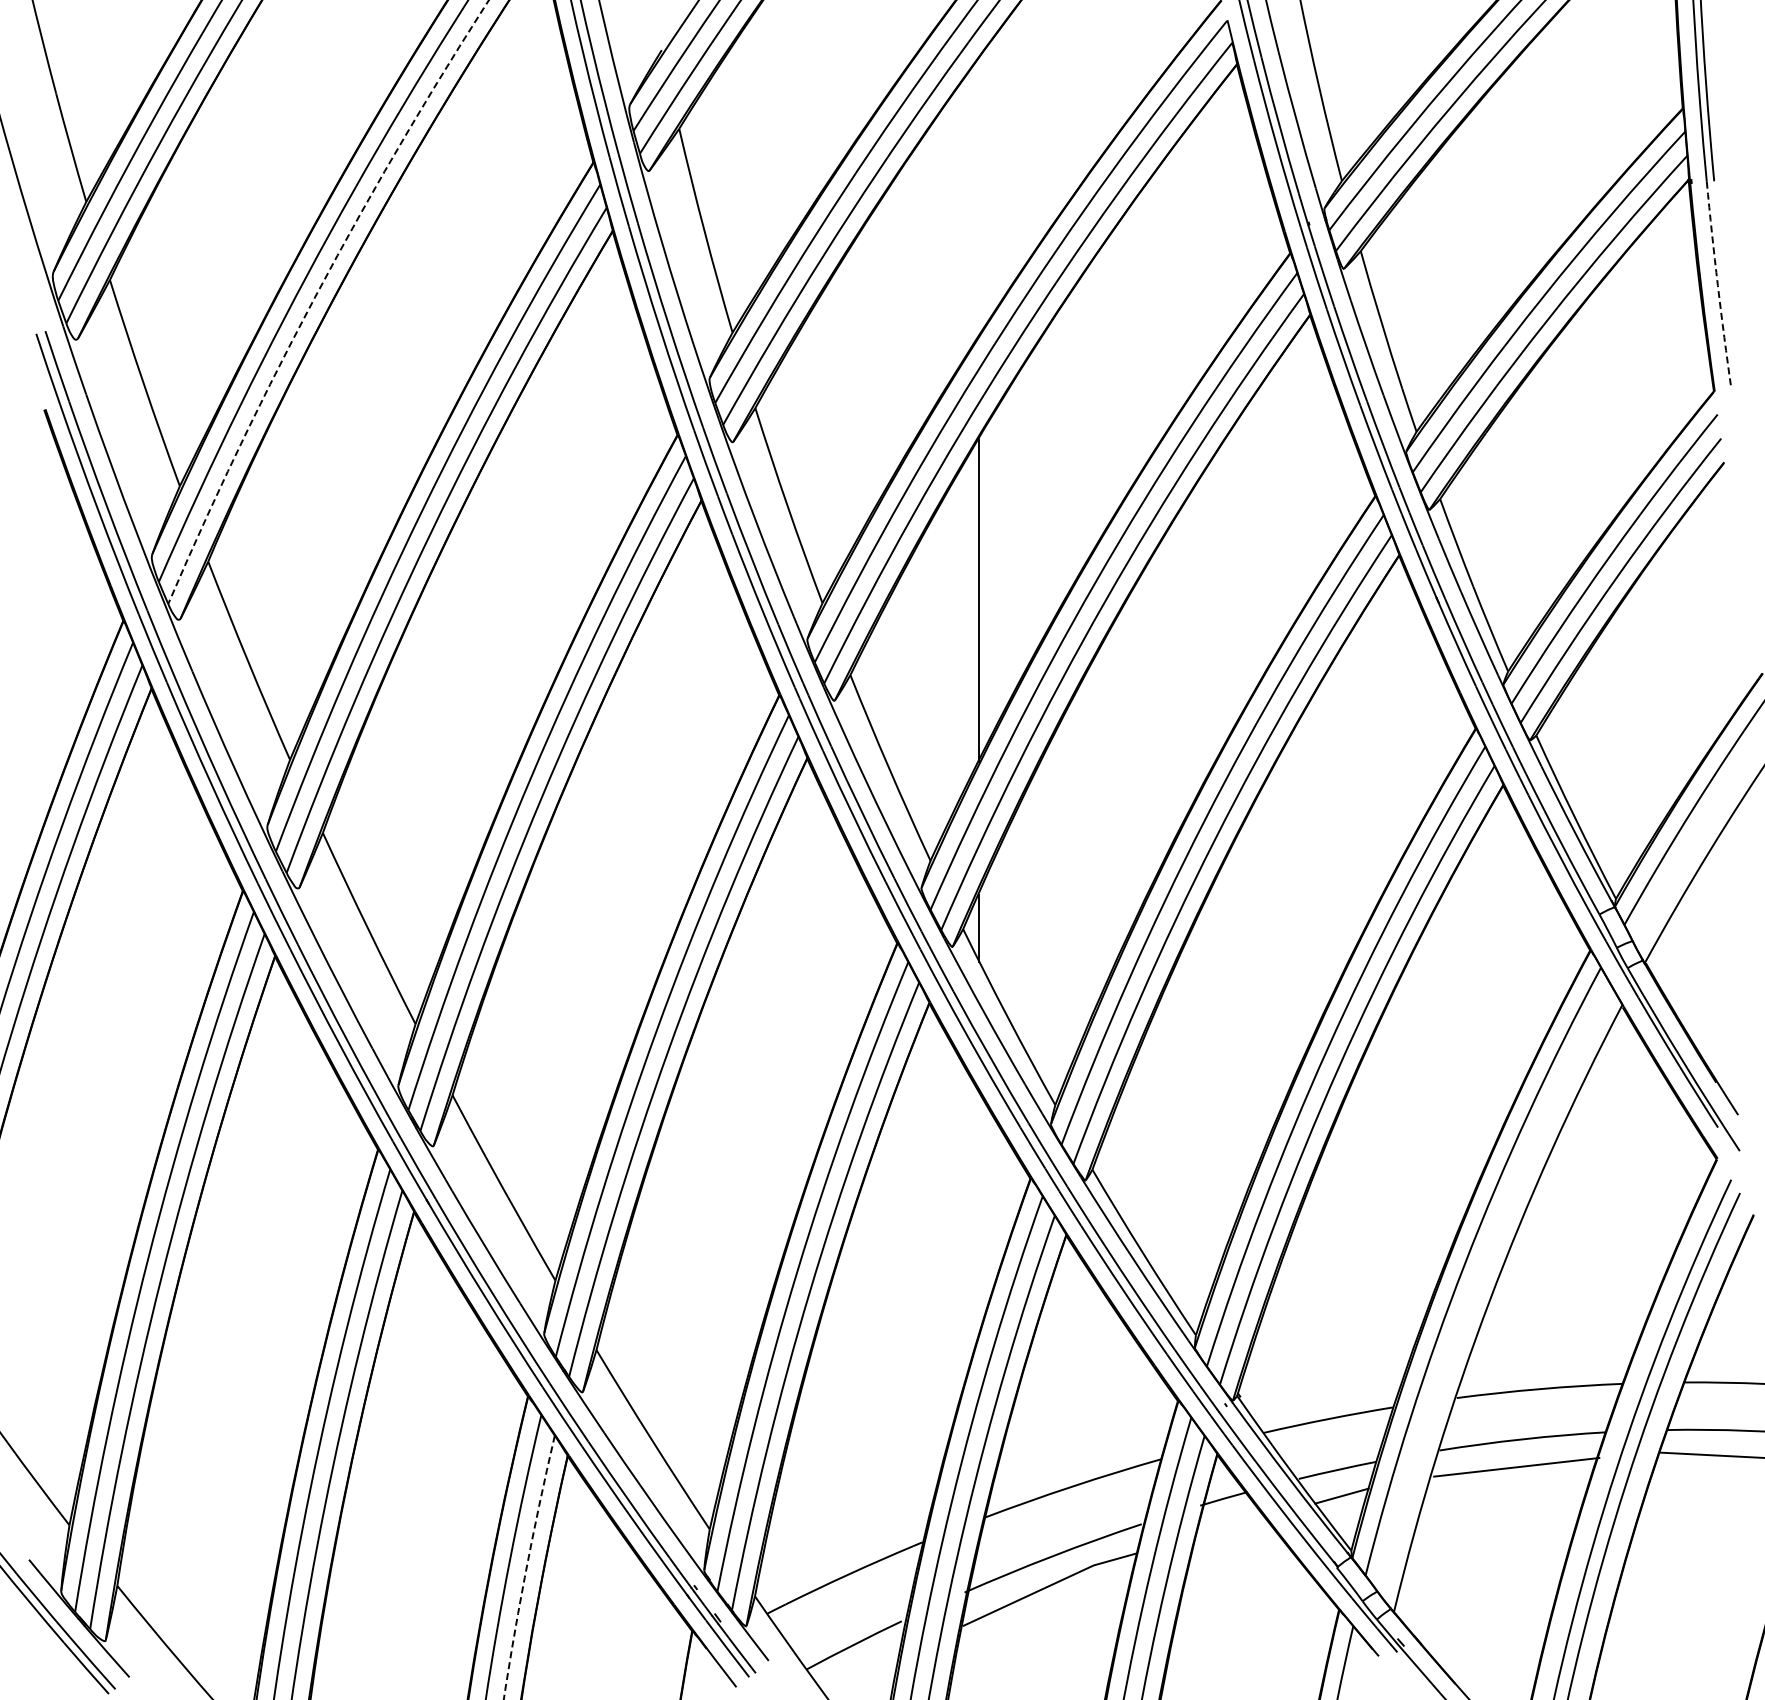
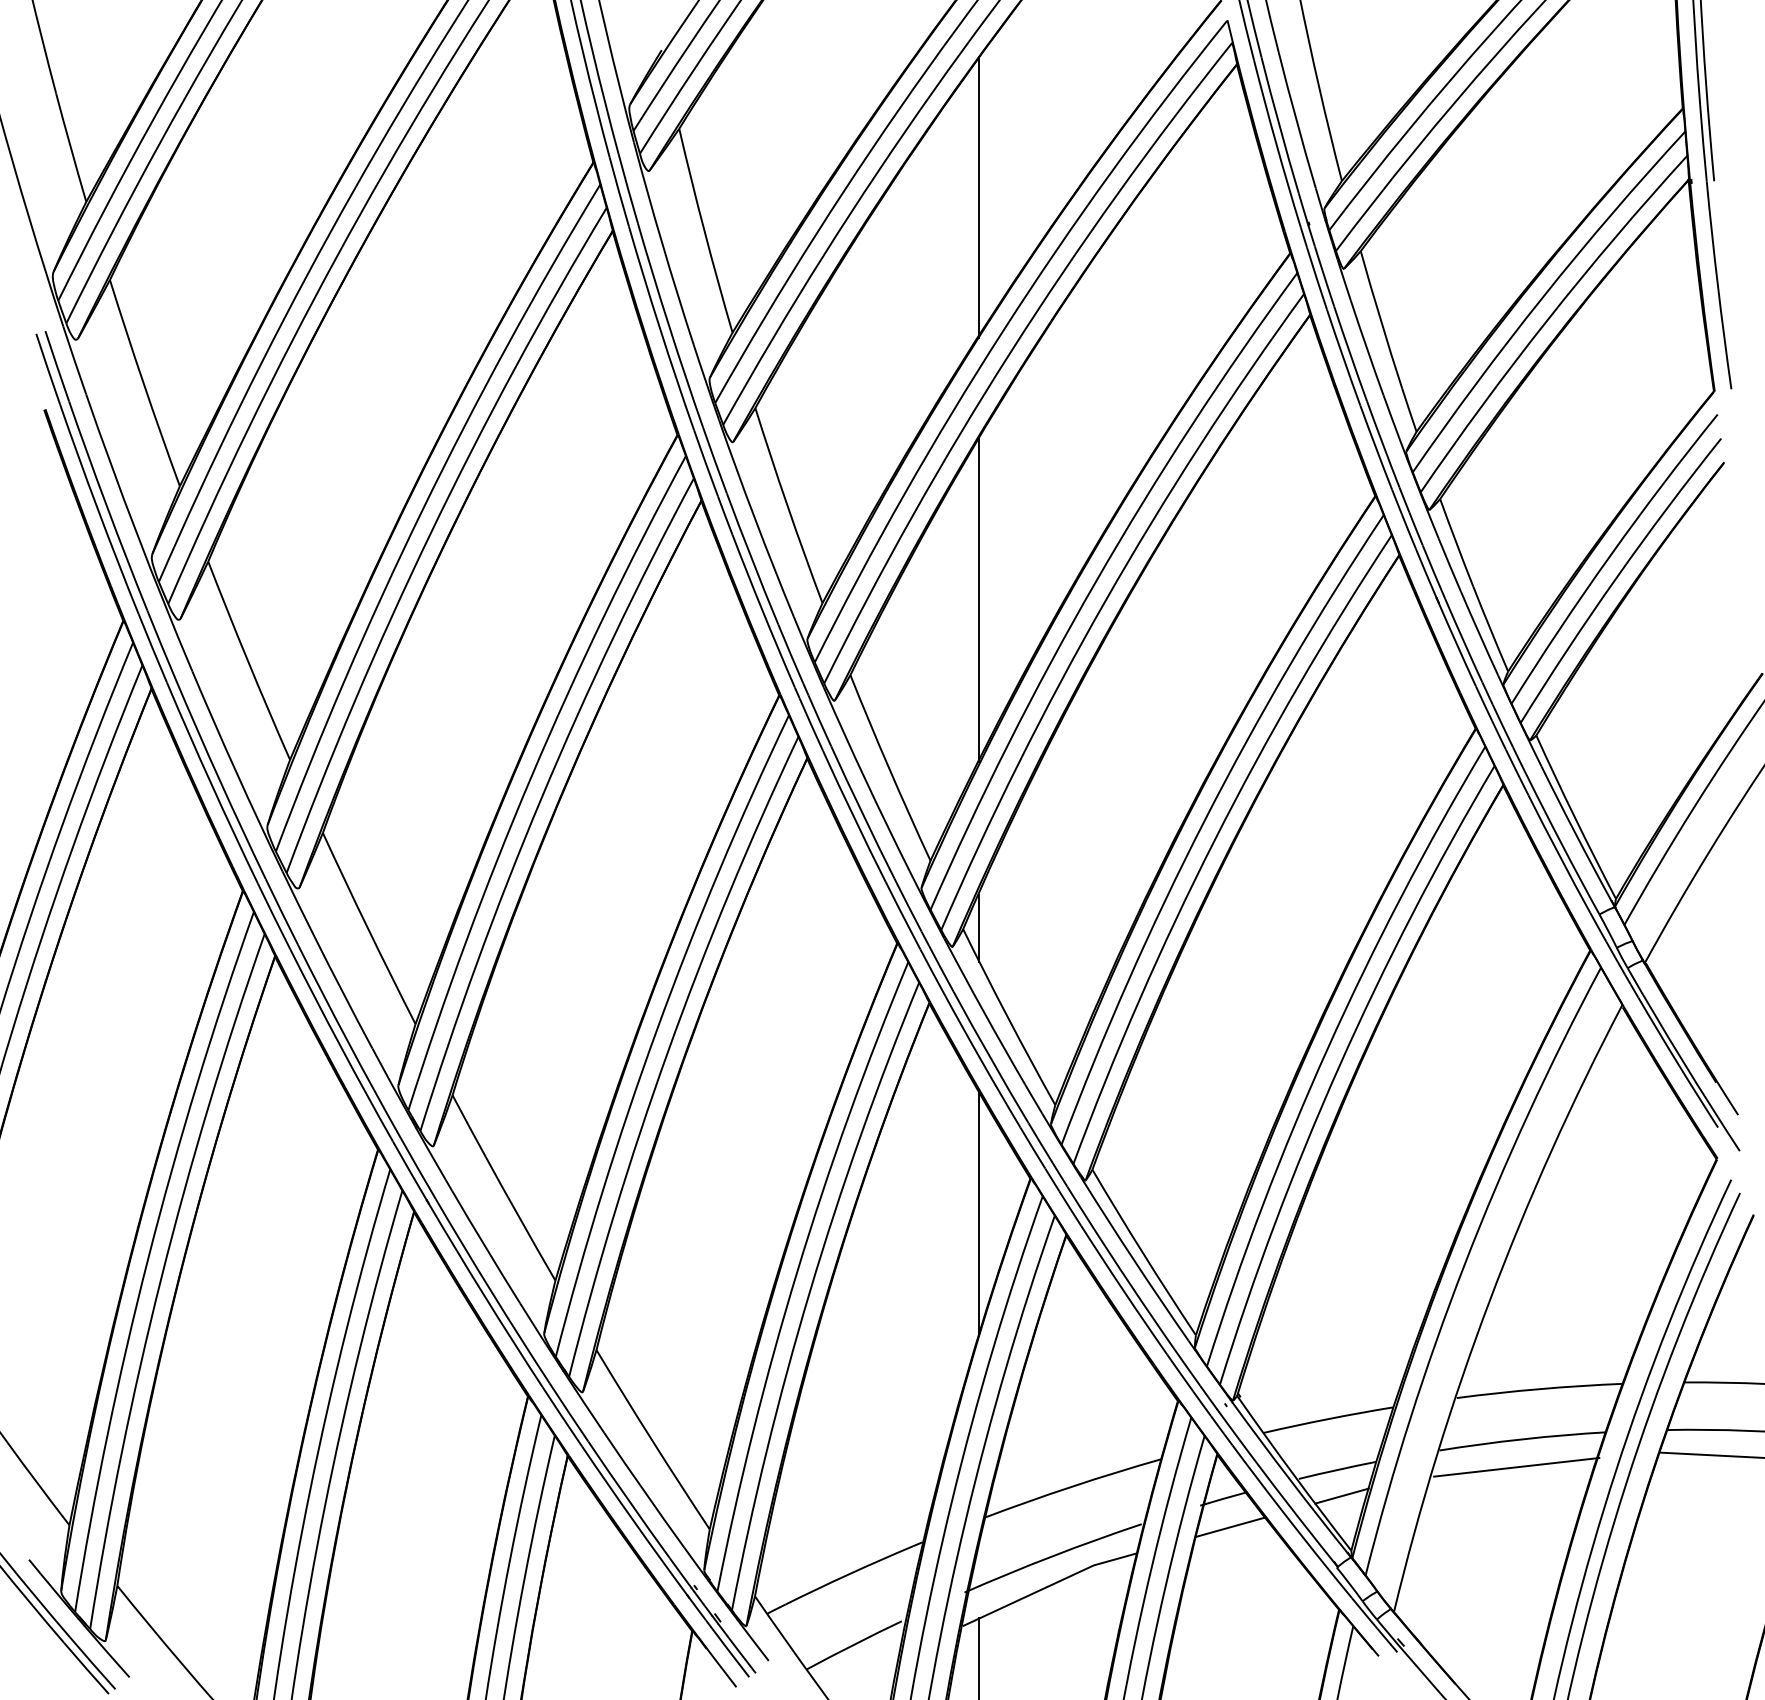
line: none -> present (979, 197)
arc: dashed -> solid (1717, 285)
arc: dashed -> solid (315, 295)
line: none -> present (979, 1213)
line: none -> present (1229, 1526)
arc: dashed -> solid (526, 1568)
line: none -> present (979, 1657)
